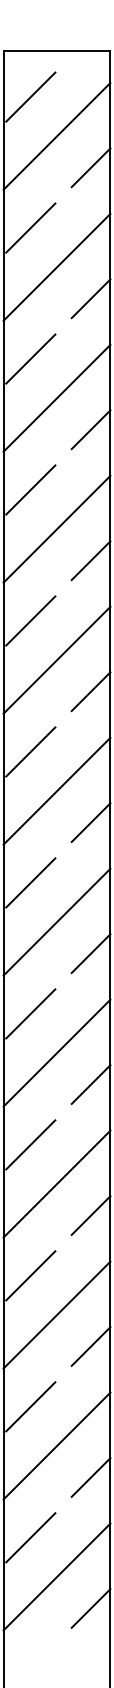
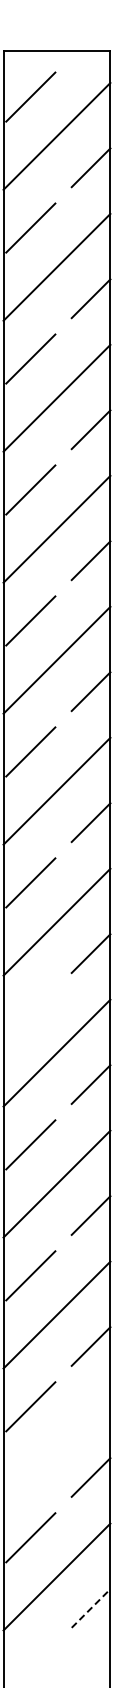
line: present -> none (30, 1013)
line: present -> none (56, 1445)
line: solid -> dashed (91, 1608)
